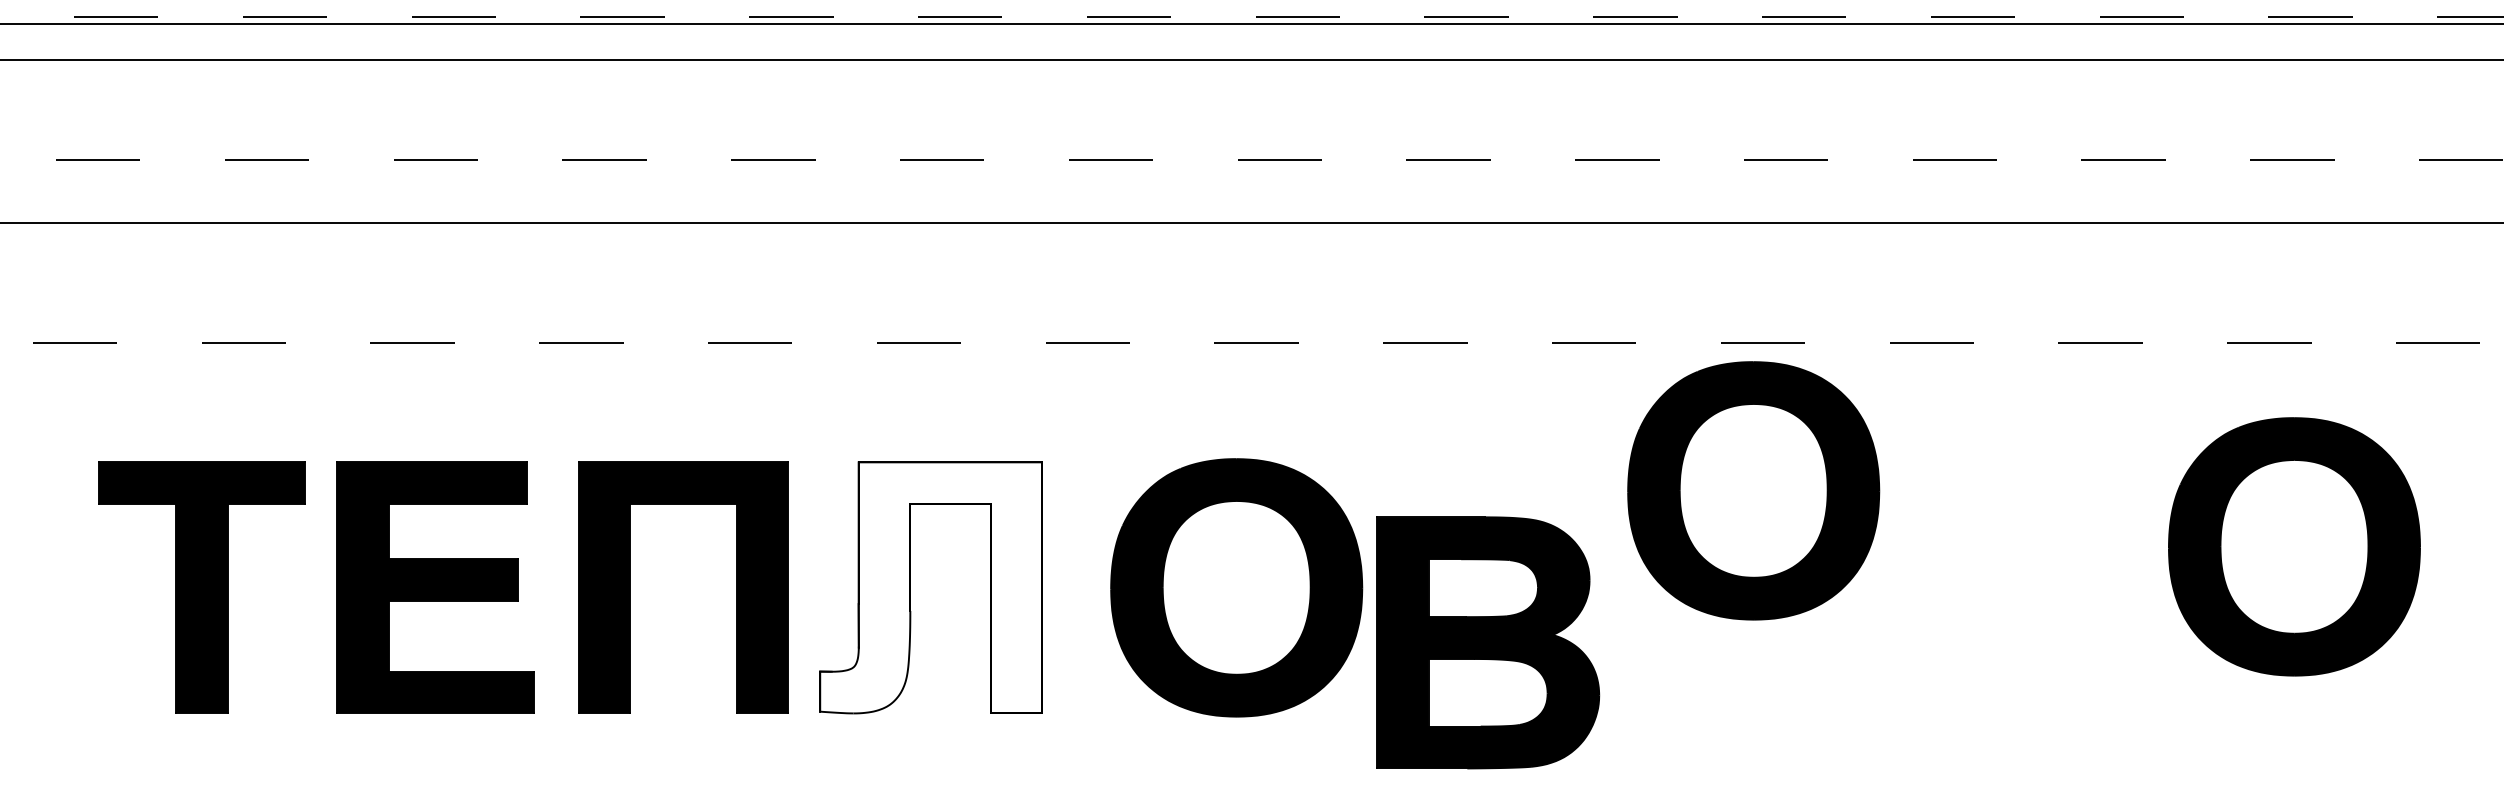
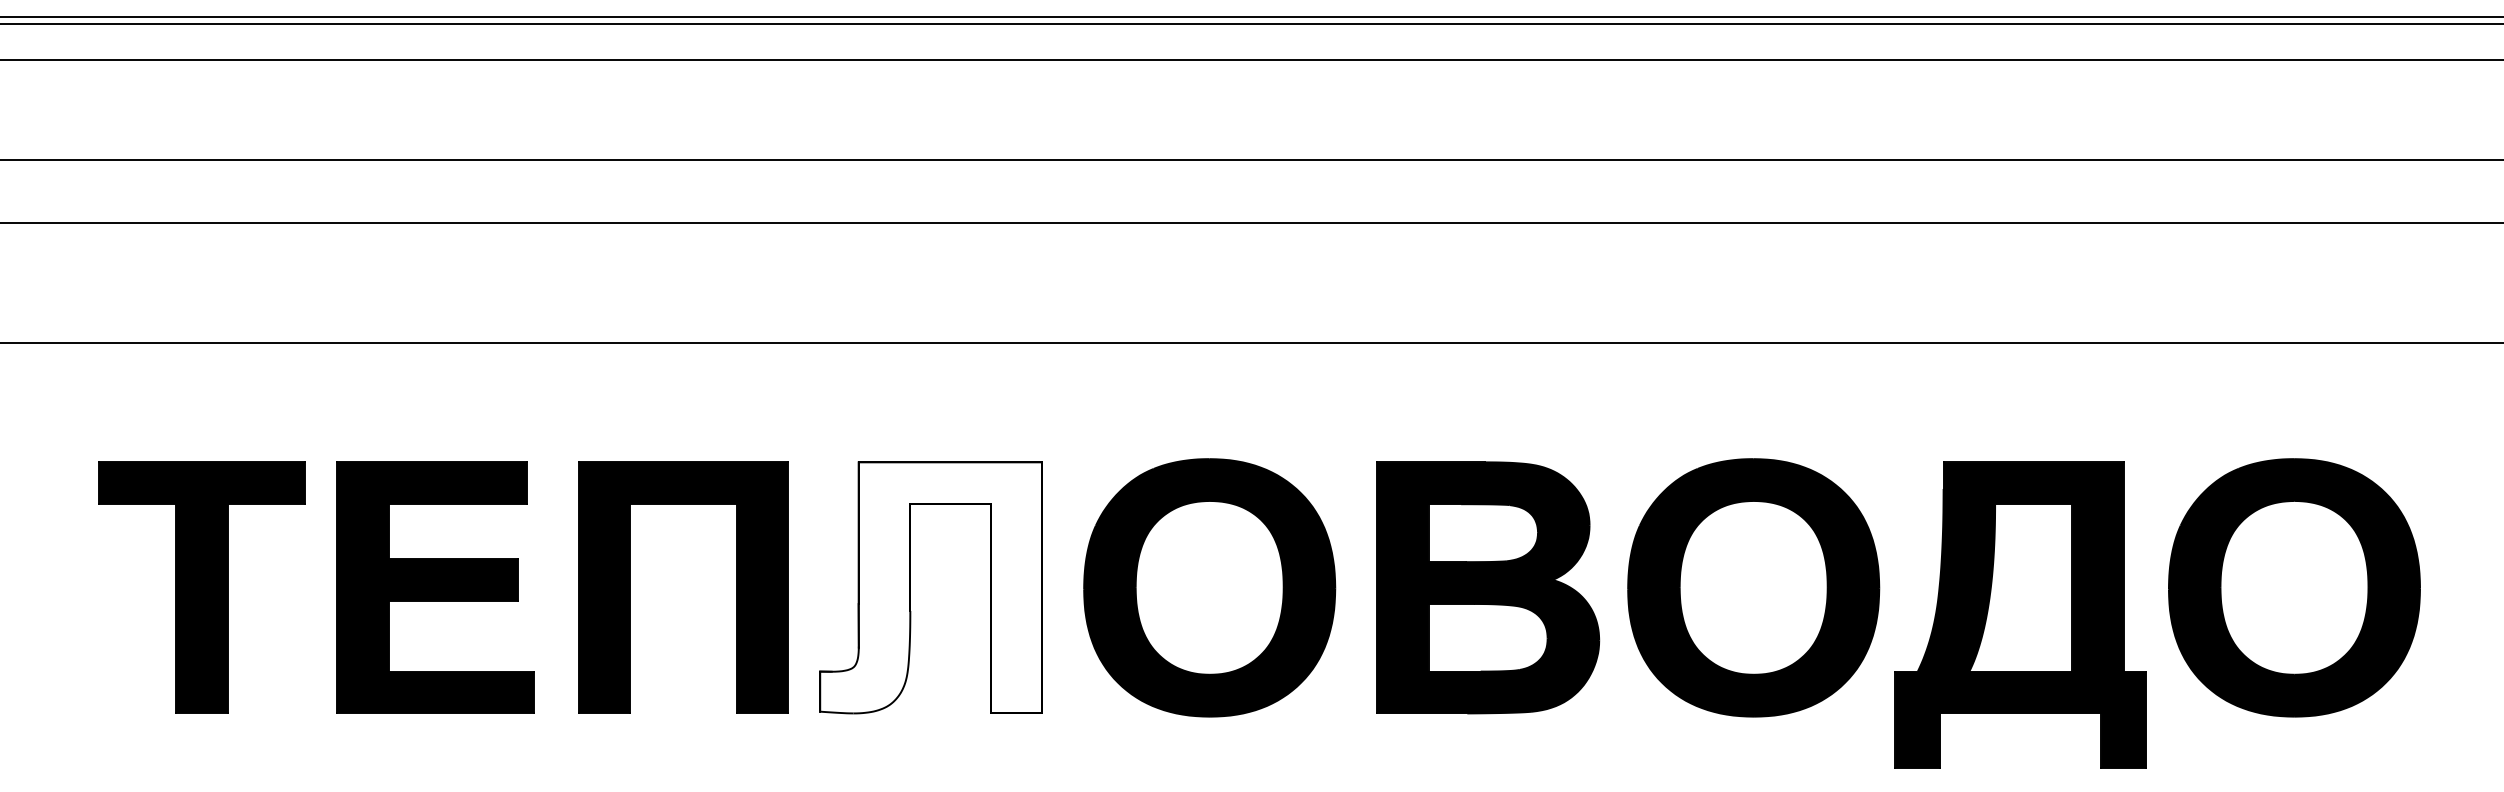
line: dashed -> solid (1250, 17)
line: dashed -> solid (1251, 159)
line: dashed -> solid (1252, 343)
part position: (1753, 490) -> (1753, 587) (1753, 587)
part position: (2294, 546) -> (2294, 587) (2294, 587)
part position: (1236, 587) -> (1209, 587) (1209, 587)
part: none -> present (2020, 614)
part position: (1488, 642) -> (1488, 587) (1488, 587)
